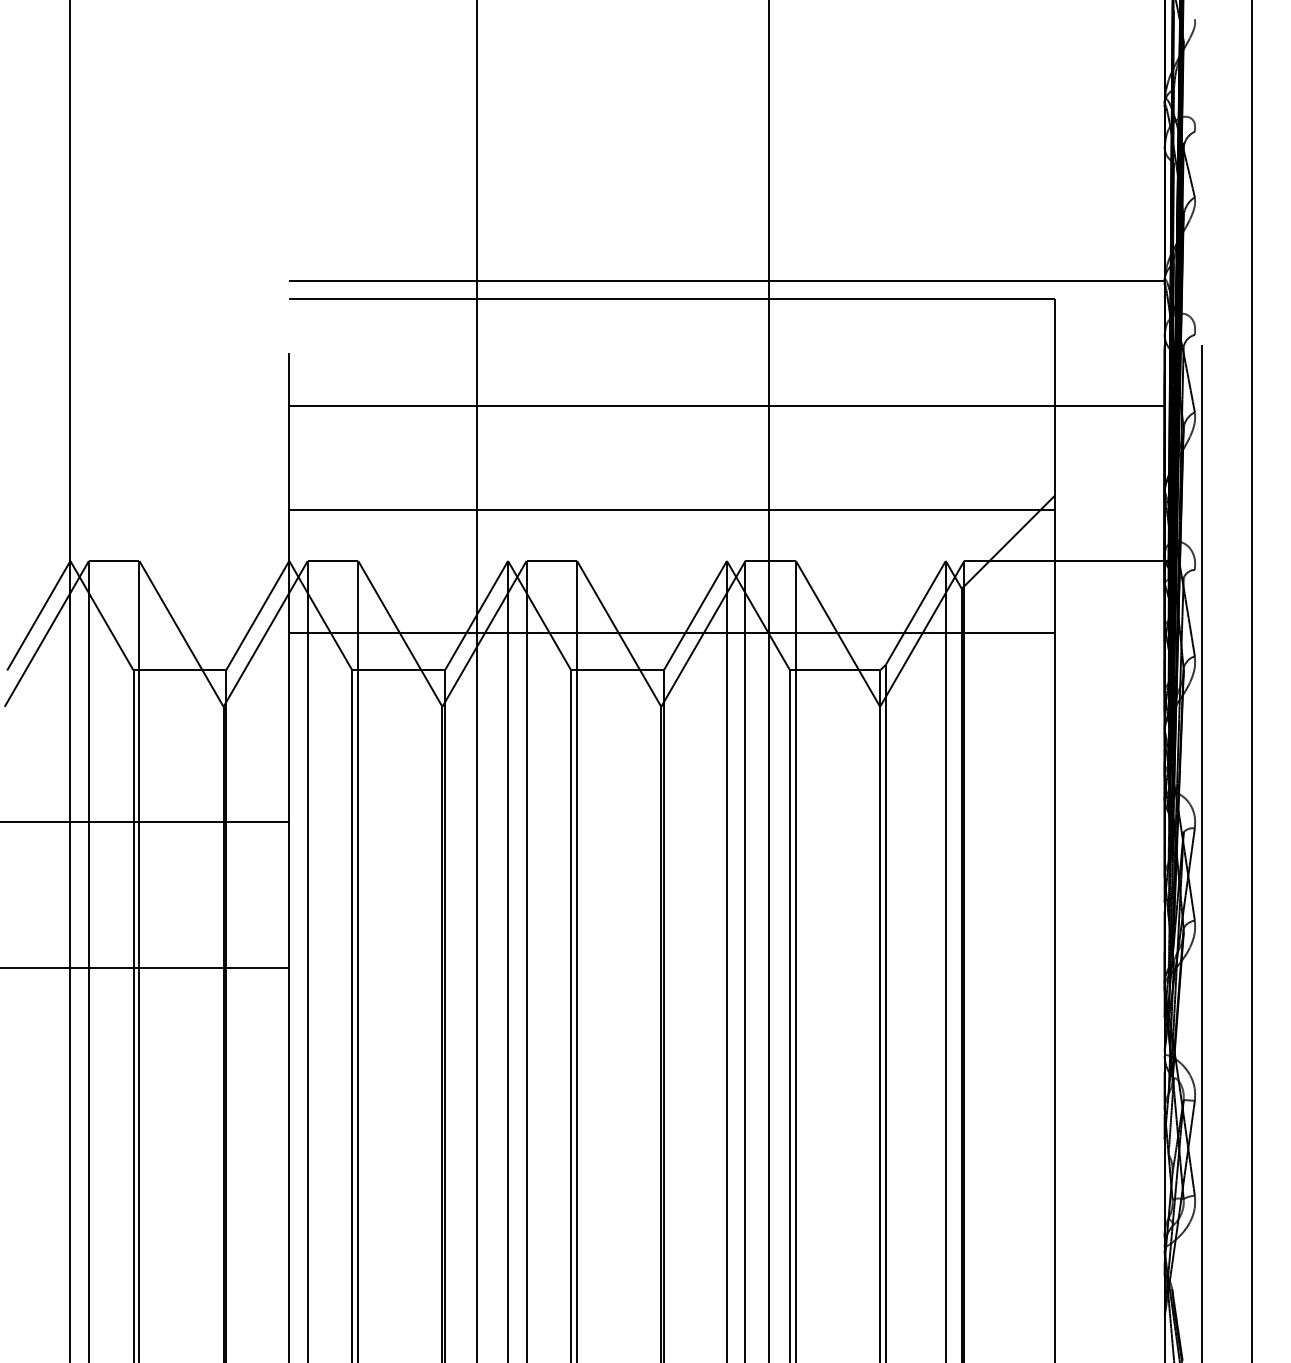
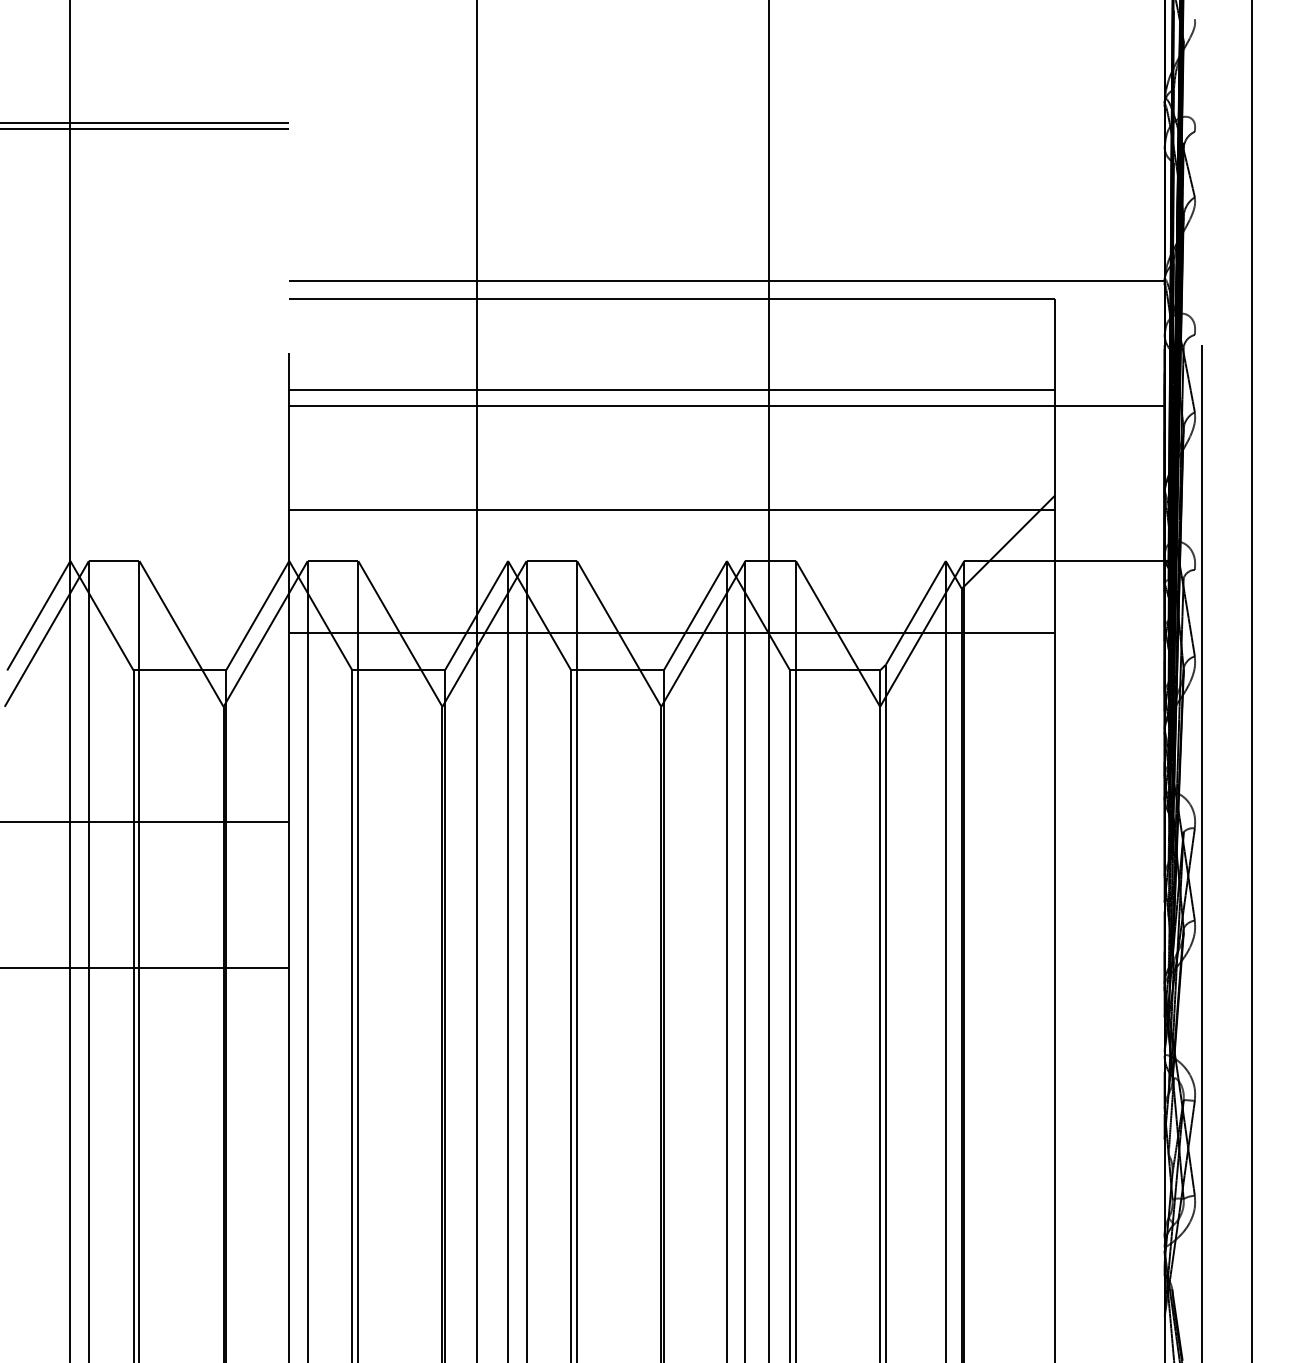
line: none -> present (145, 123)
line: none -> present (145, 128)
line: none -> present (672, 389)
